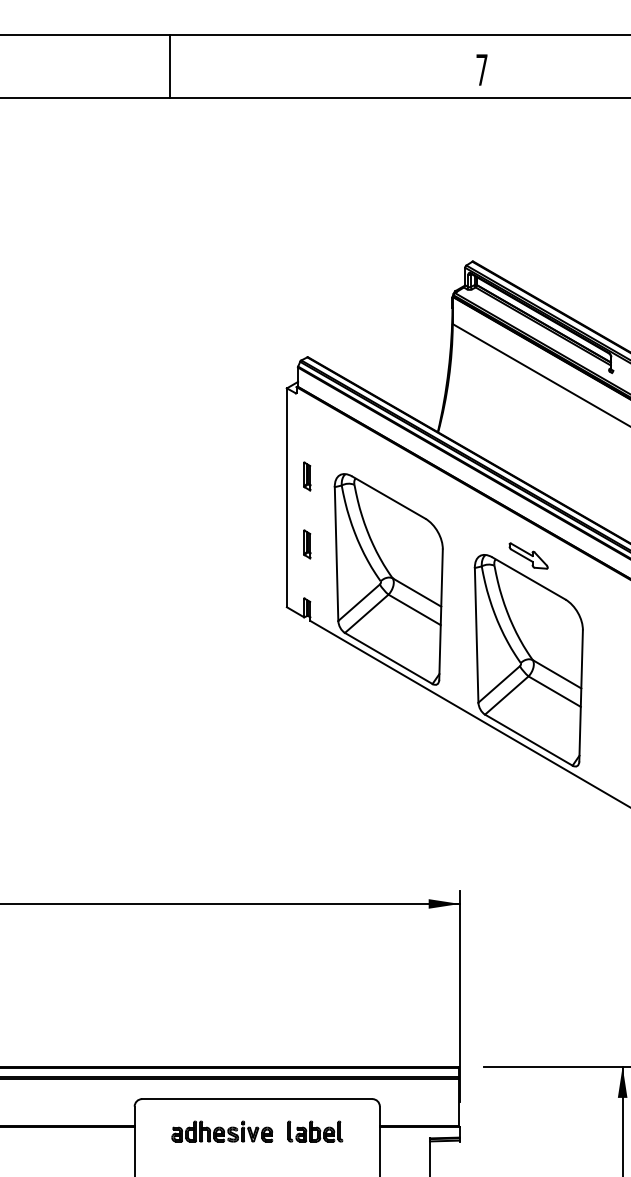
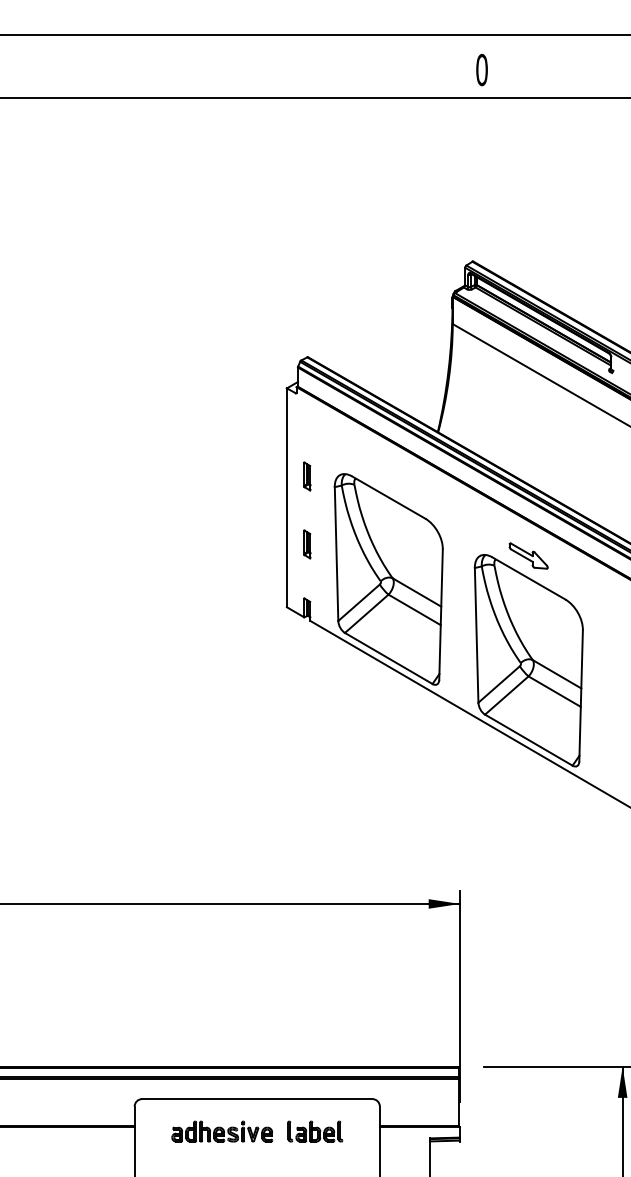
line: present -> none (169, 66)
text: 7 -> 0 (481, 69)
